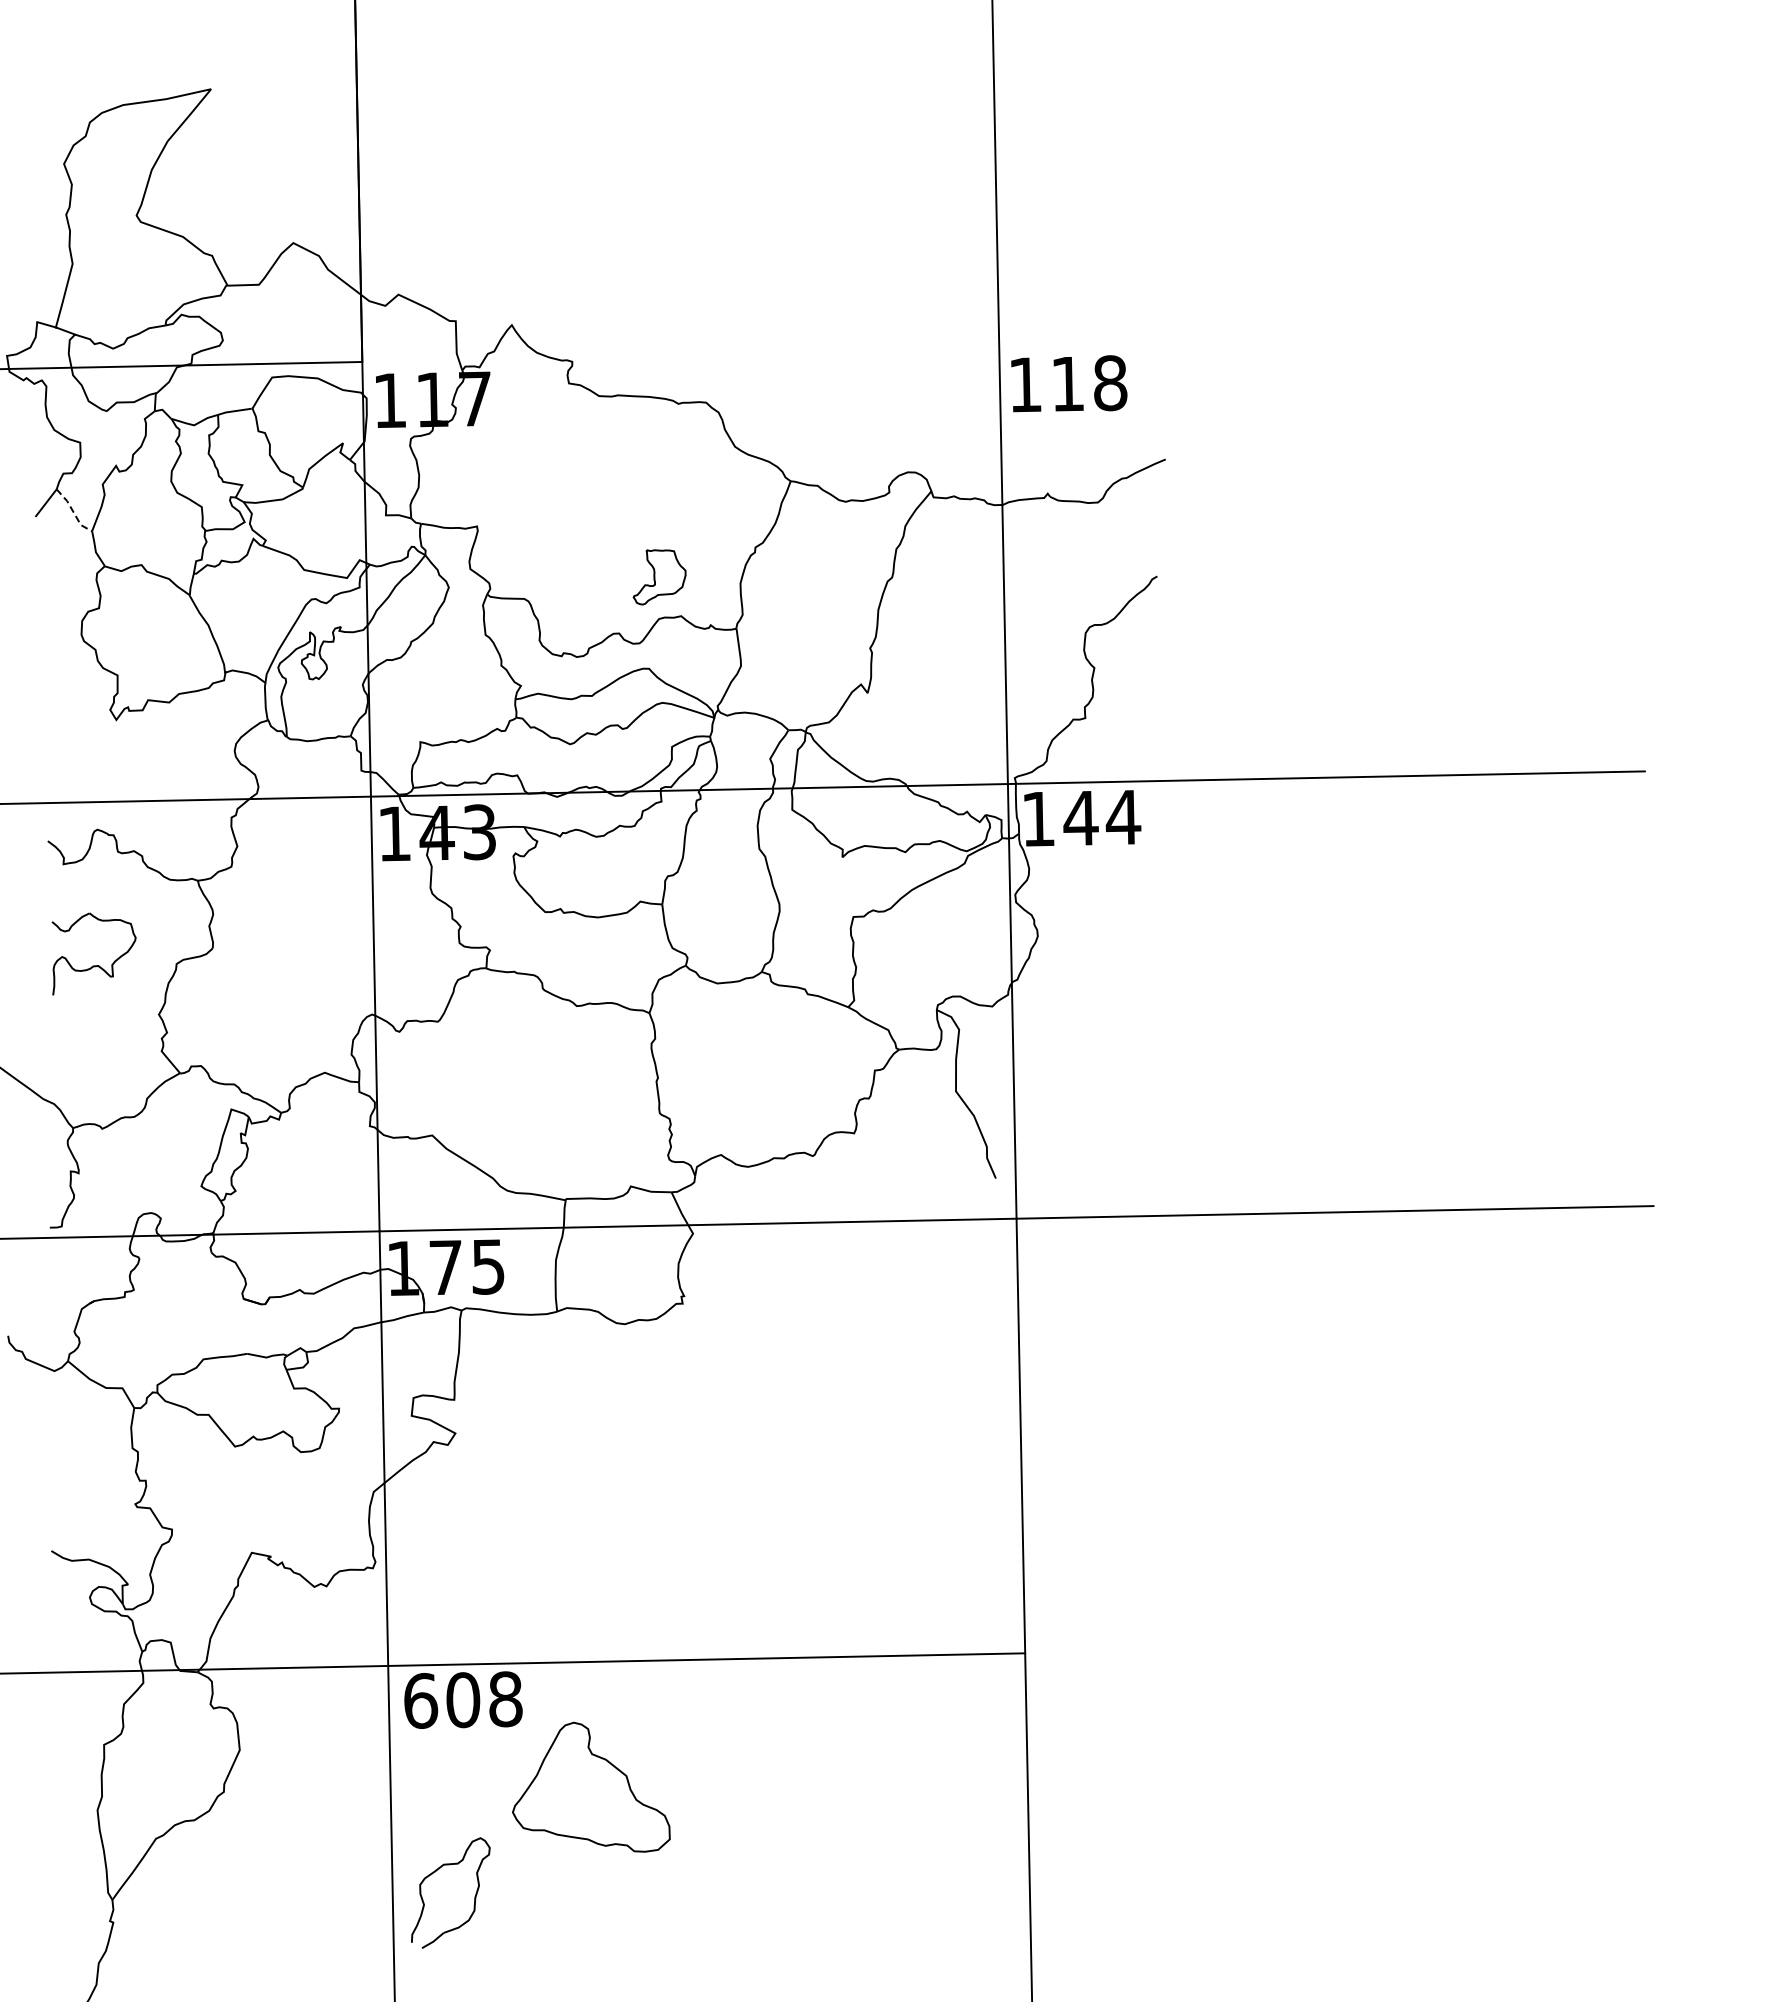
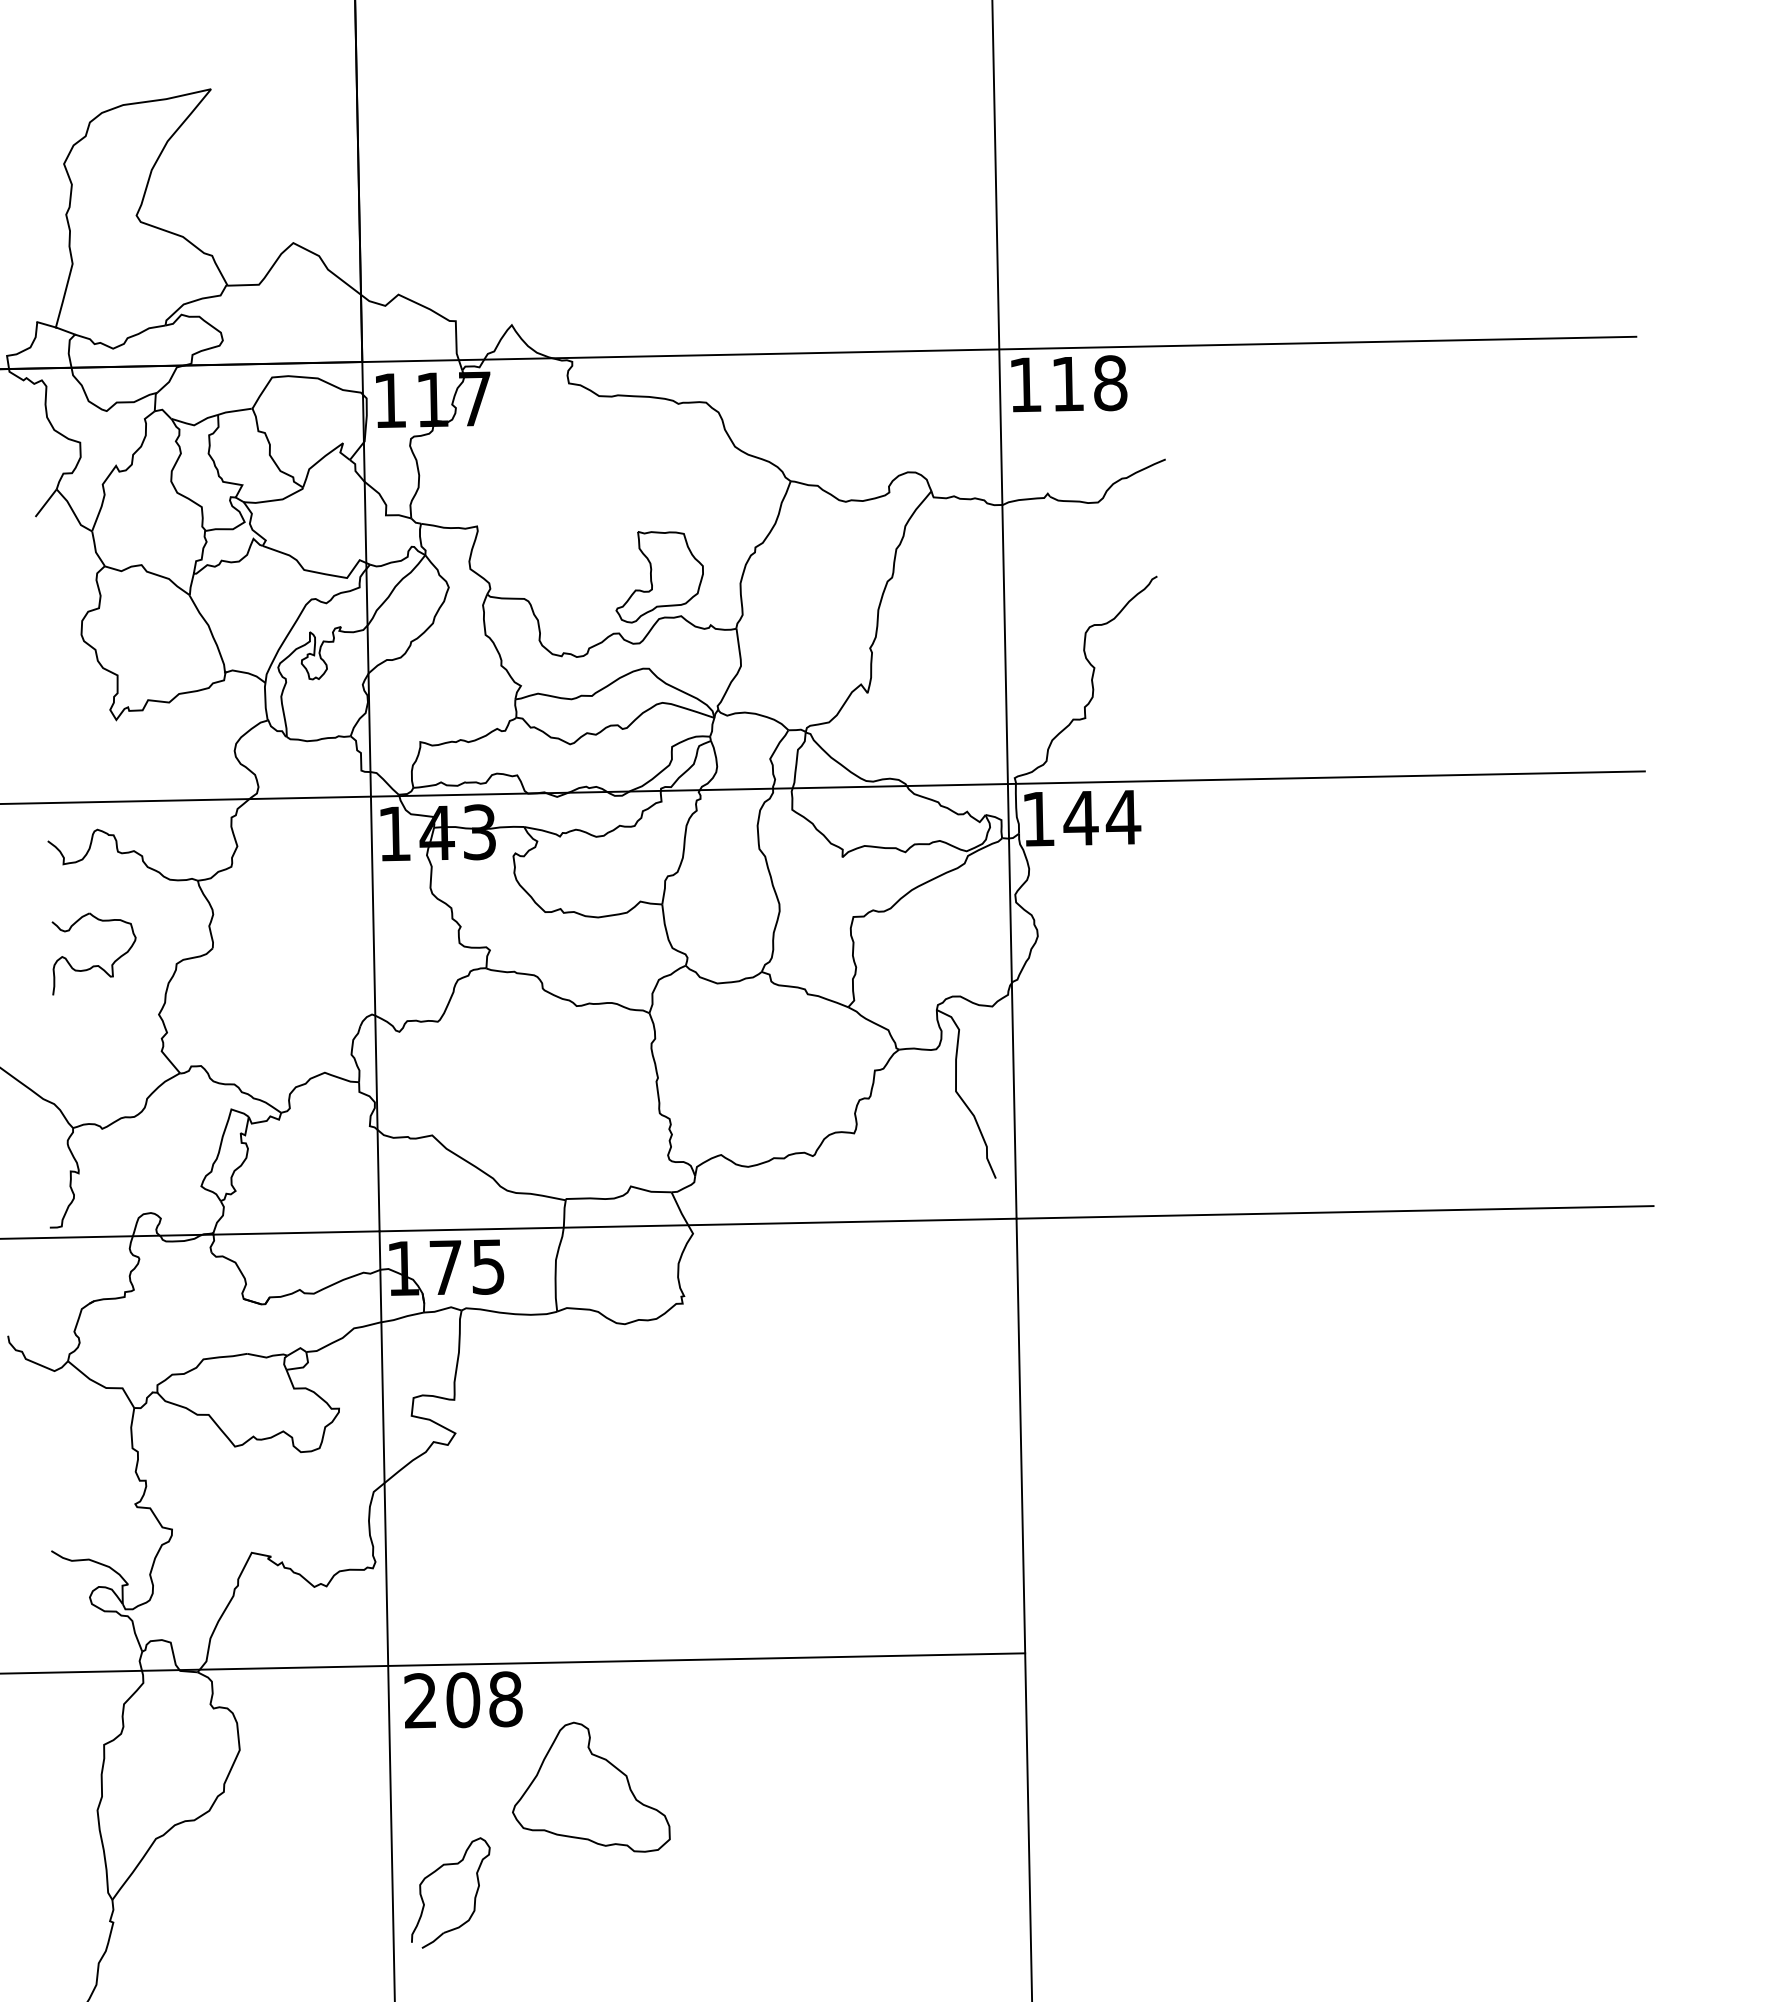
line: none -> present (819, 352)
line: dashed -> solid (73, 512)
part size: 55x57 px -> 89x93 px (659, 577)
text: 608 -> 208 (421, 1700)
